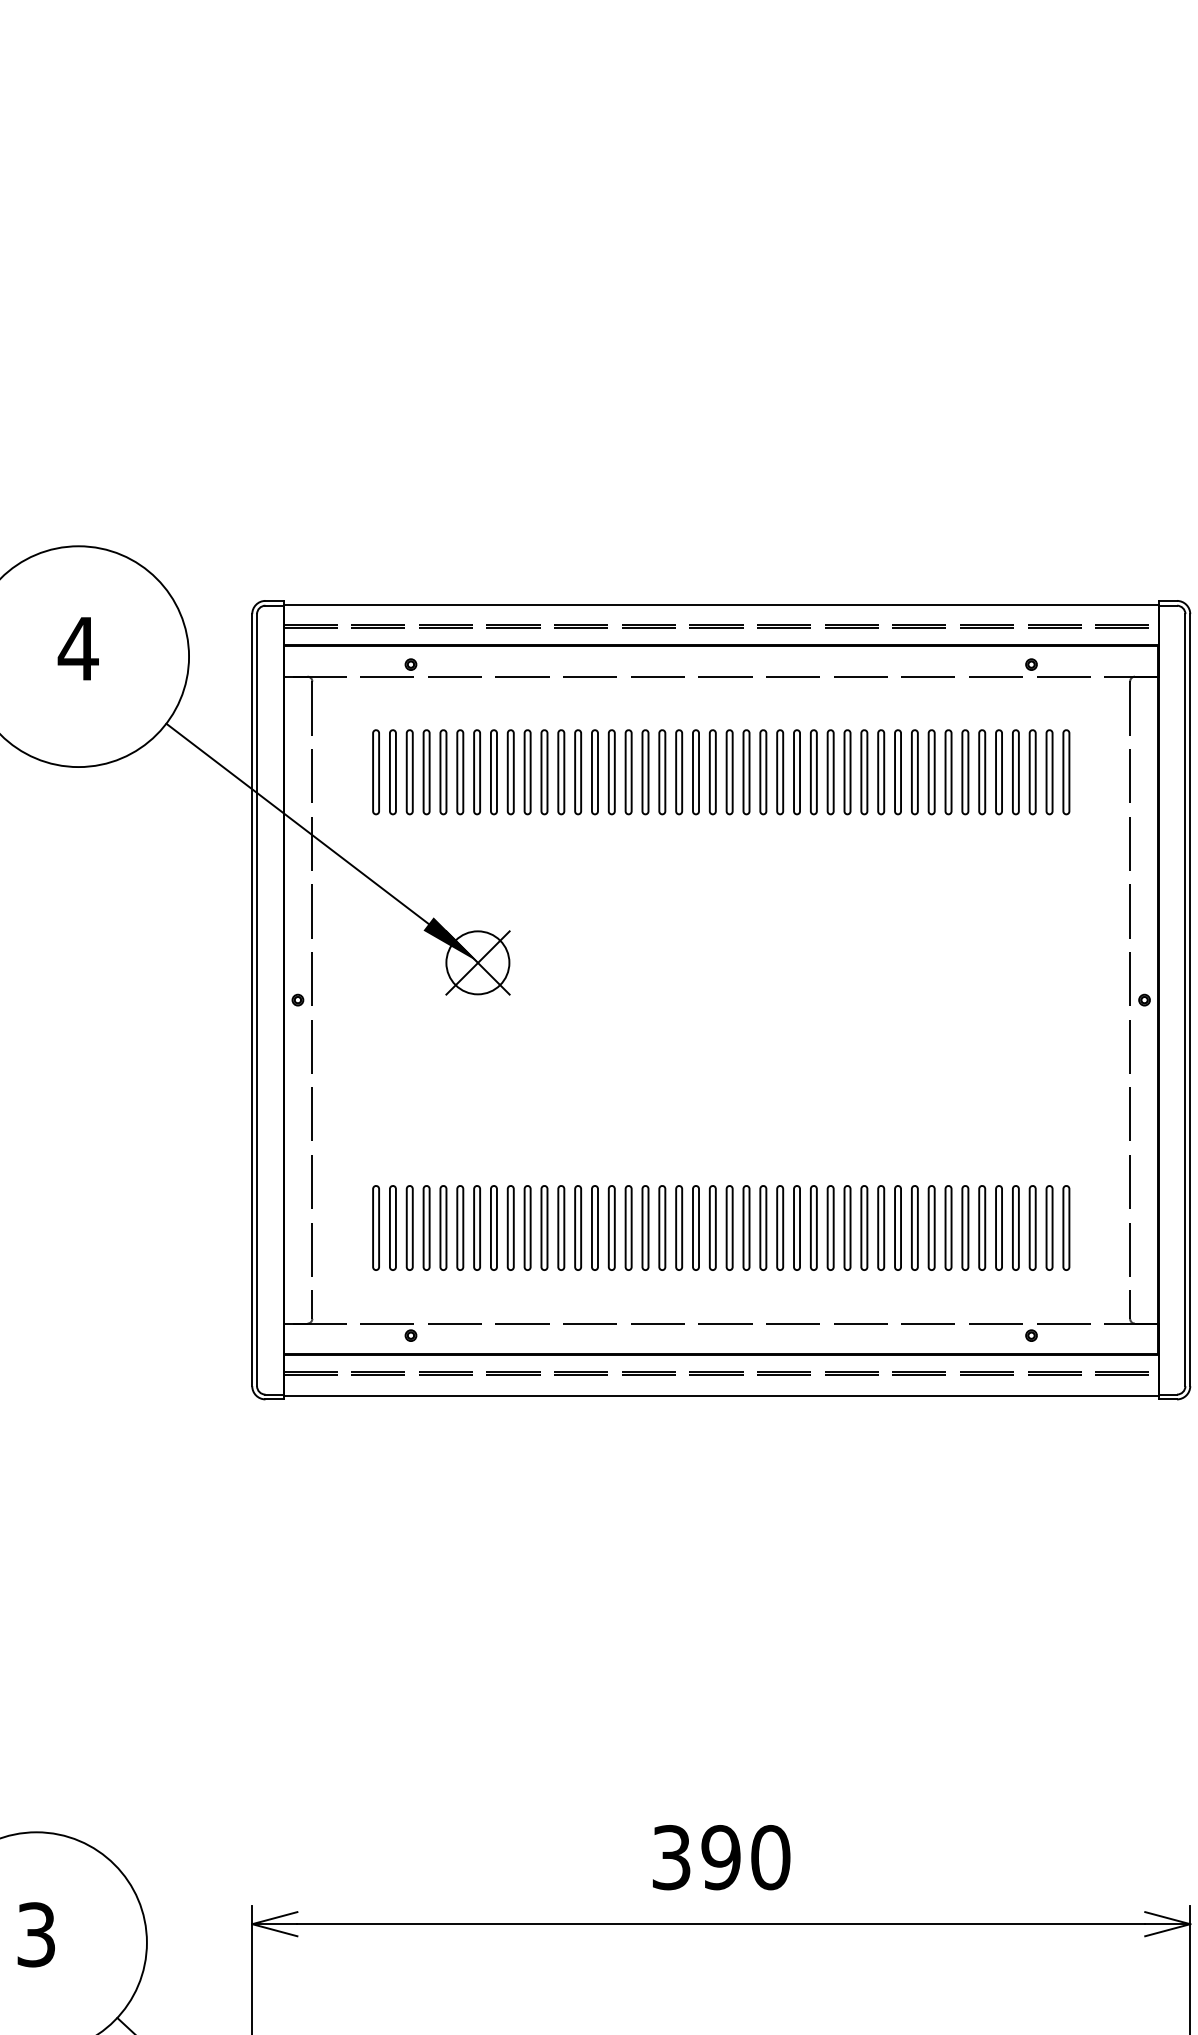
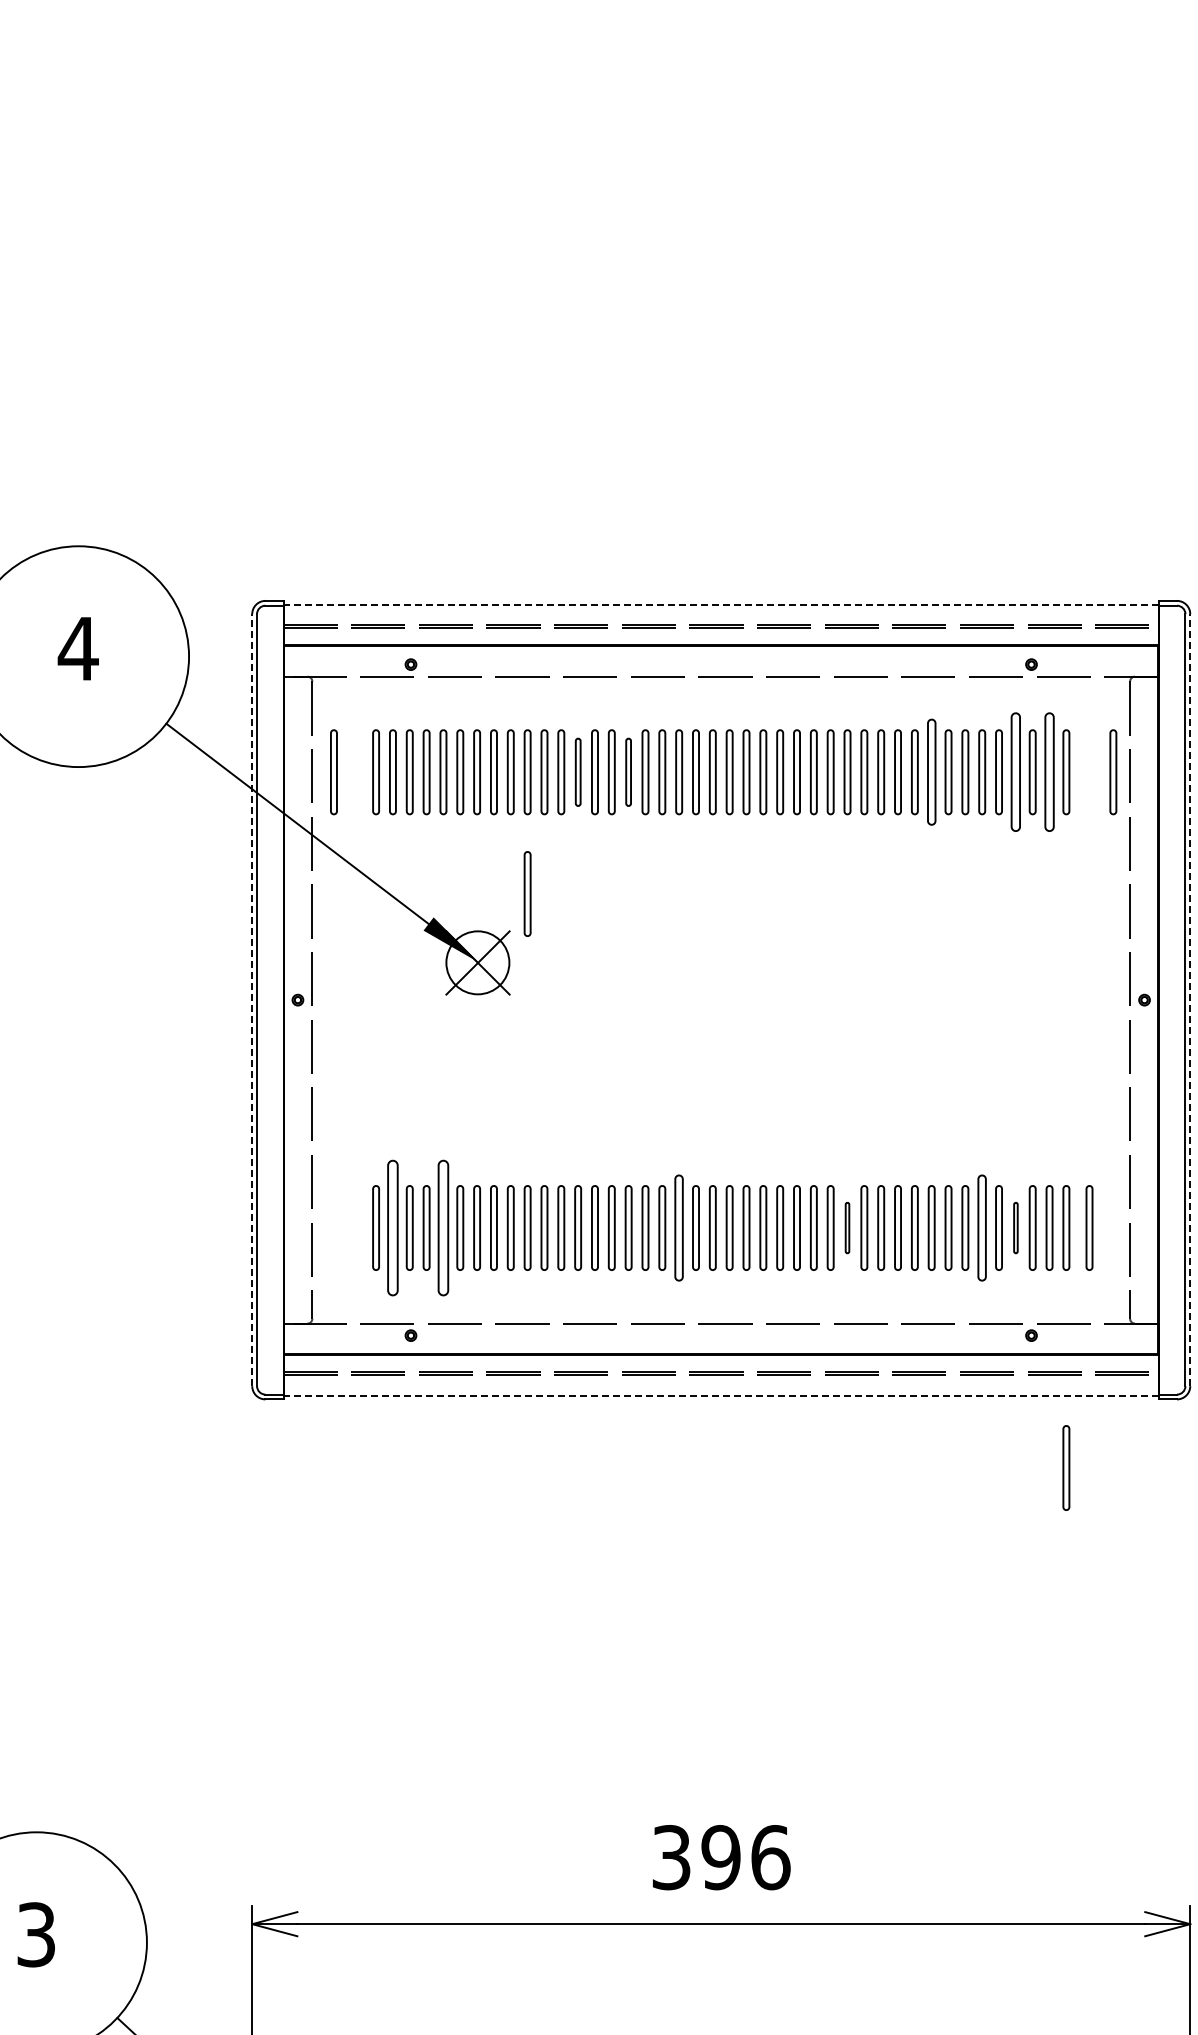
line: solid -> dashed (721, 604)
part: none -> present (333, 772)
part size: 9x87 px -> 8x70 px (577, 771)
part size: 9x87 px -> 7x70 px (628, 771)
part size: 9x87 px -> 10x108 px (931, 771)
part size: 8x87 px -> 11x120 px (1015, 771)
part size: 9x87 px -> 11x120 px (1049, 771)
part: none -> present (1113, 772)
part: none -> present (527, 893)
line: solid -> dashed (252, 999)
line: solid -> dashed (1190, 999)
part size: 8x86 px -> 12x138 px (392, 1227)
part size: 9x86 px -> 13x138 px (443, 1227)
part size: 9x86 px -> 10x108 px (678, 1227)
part size: 9x86 px -> 7x54 px (847, 1227)
part size: 9x86 px -> 10x108 px (981, 1227)
part size: 8x86 px -> 6x53 px (1015, 1228)
part: none -> present (1089, 1227)
line: solid -> dashed (721, 1395)
part: none -> present (1066, 1467)
text: 390 -> 396 (770, 1857)
